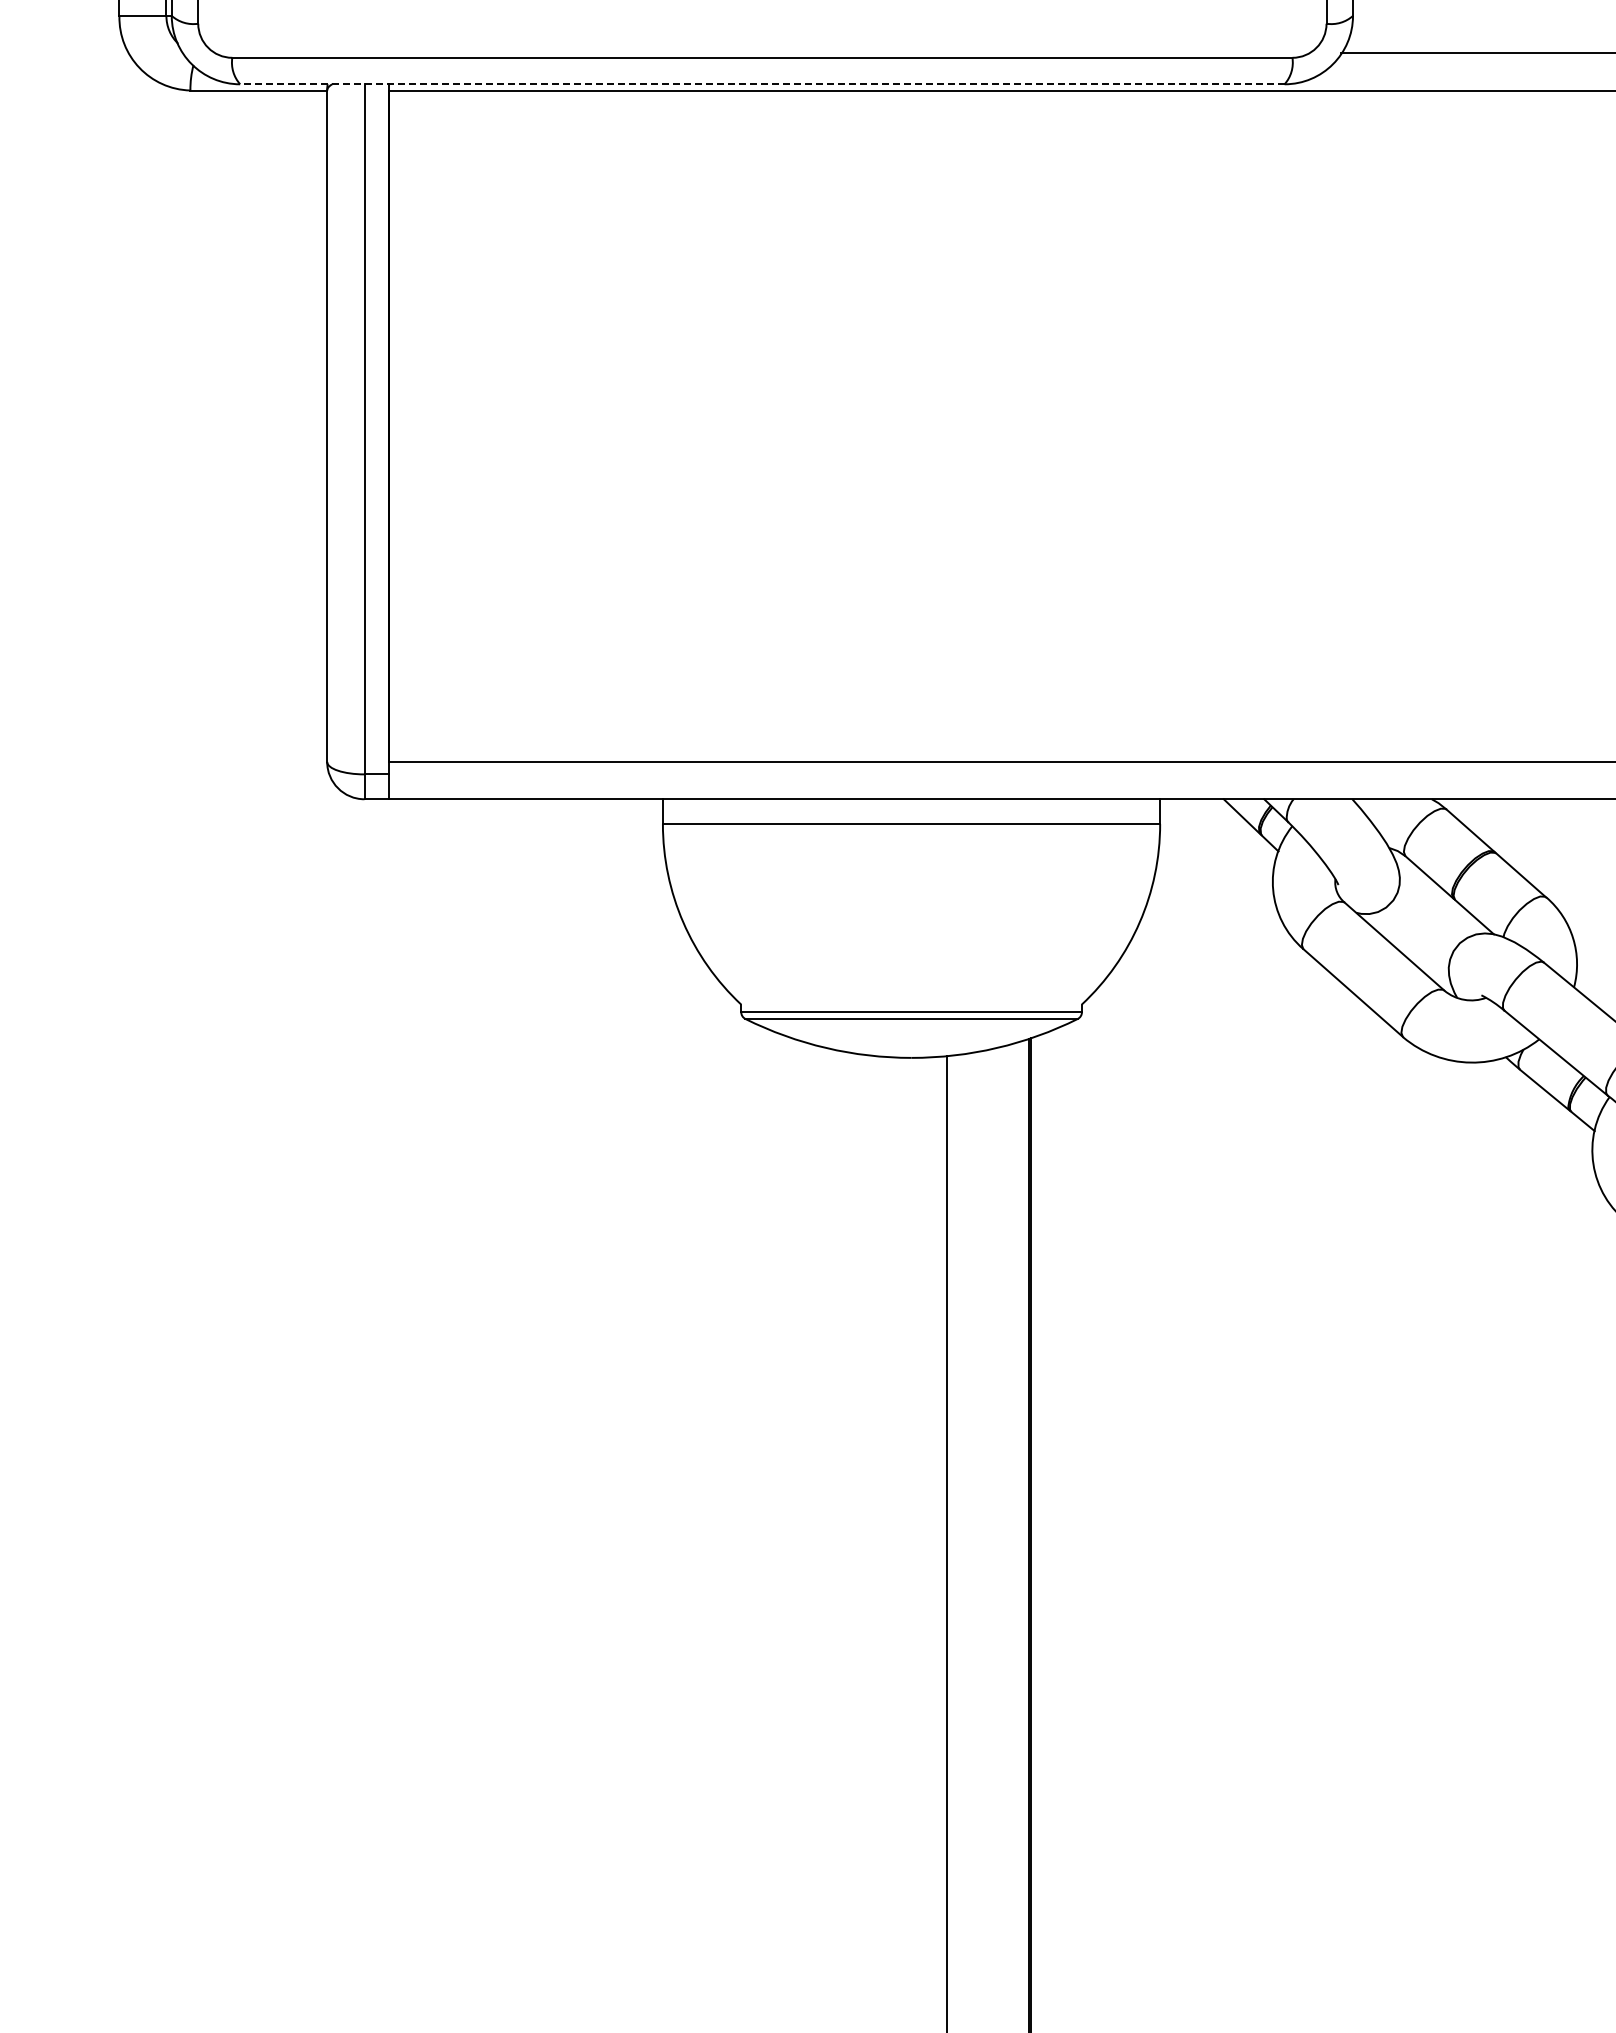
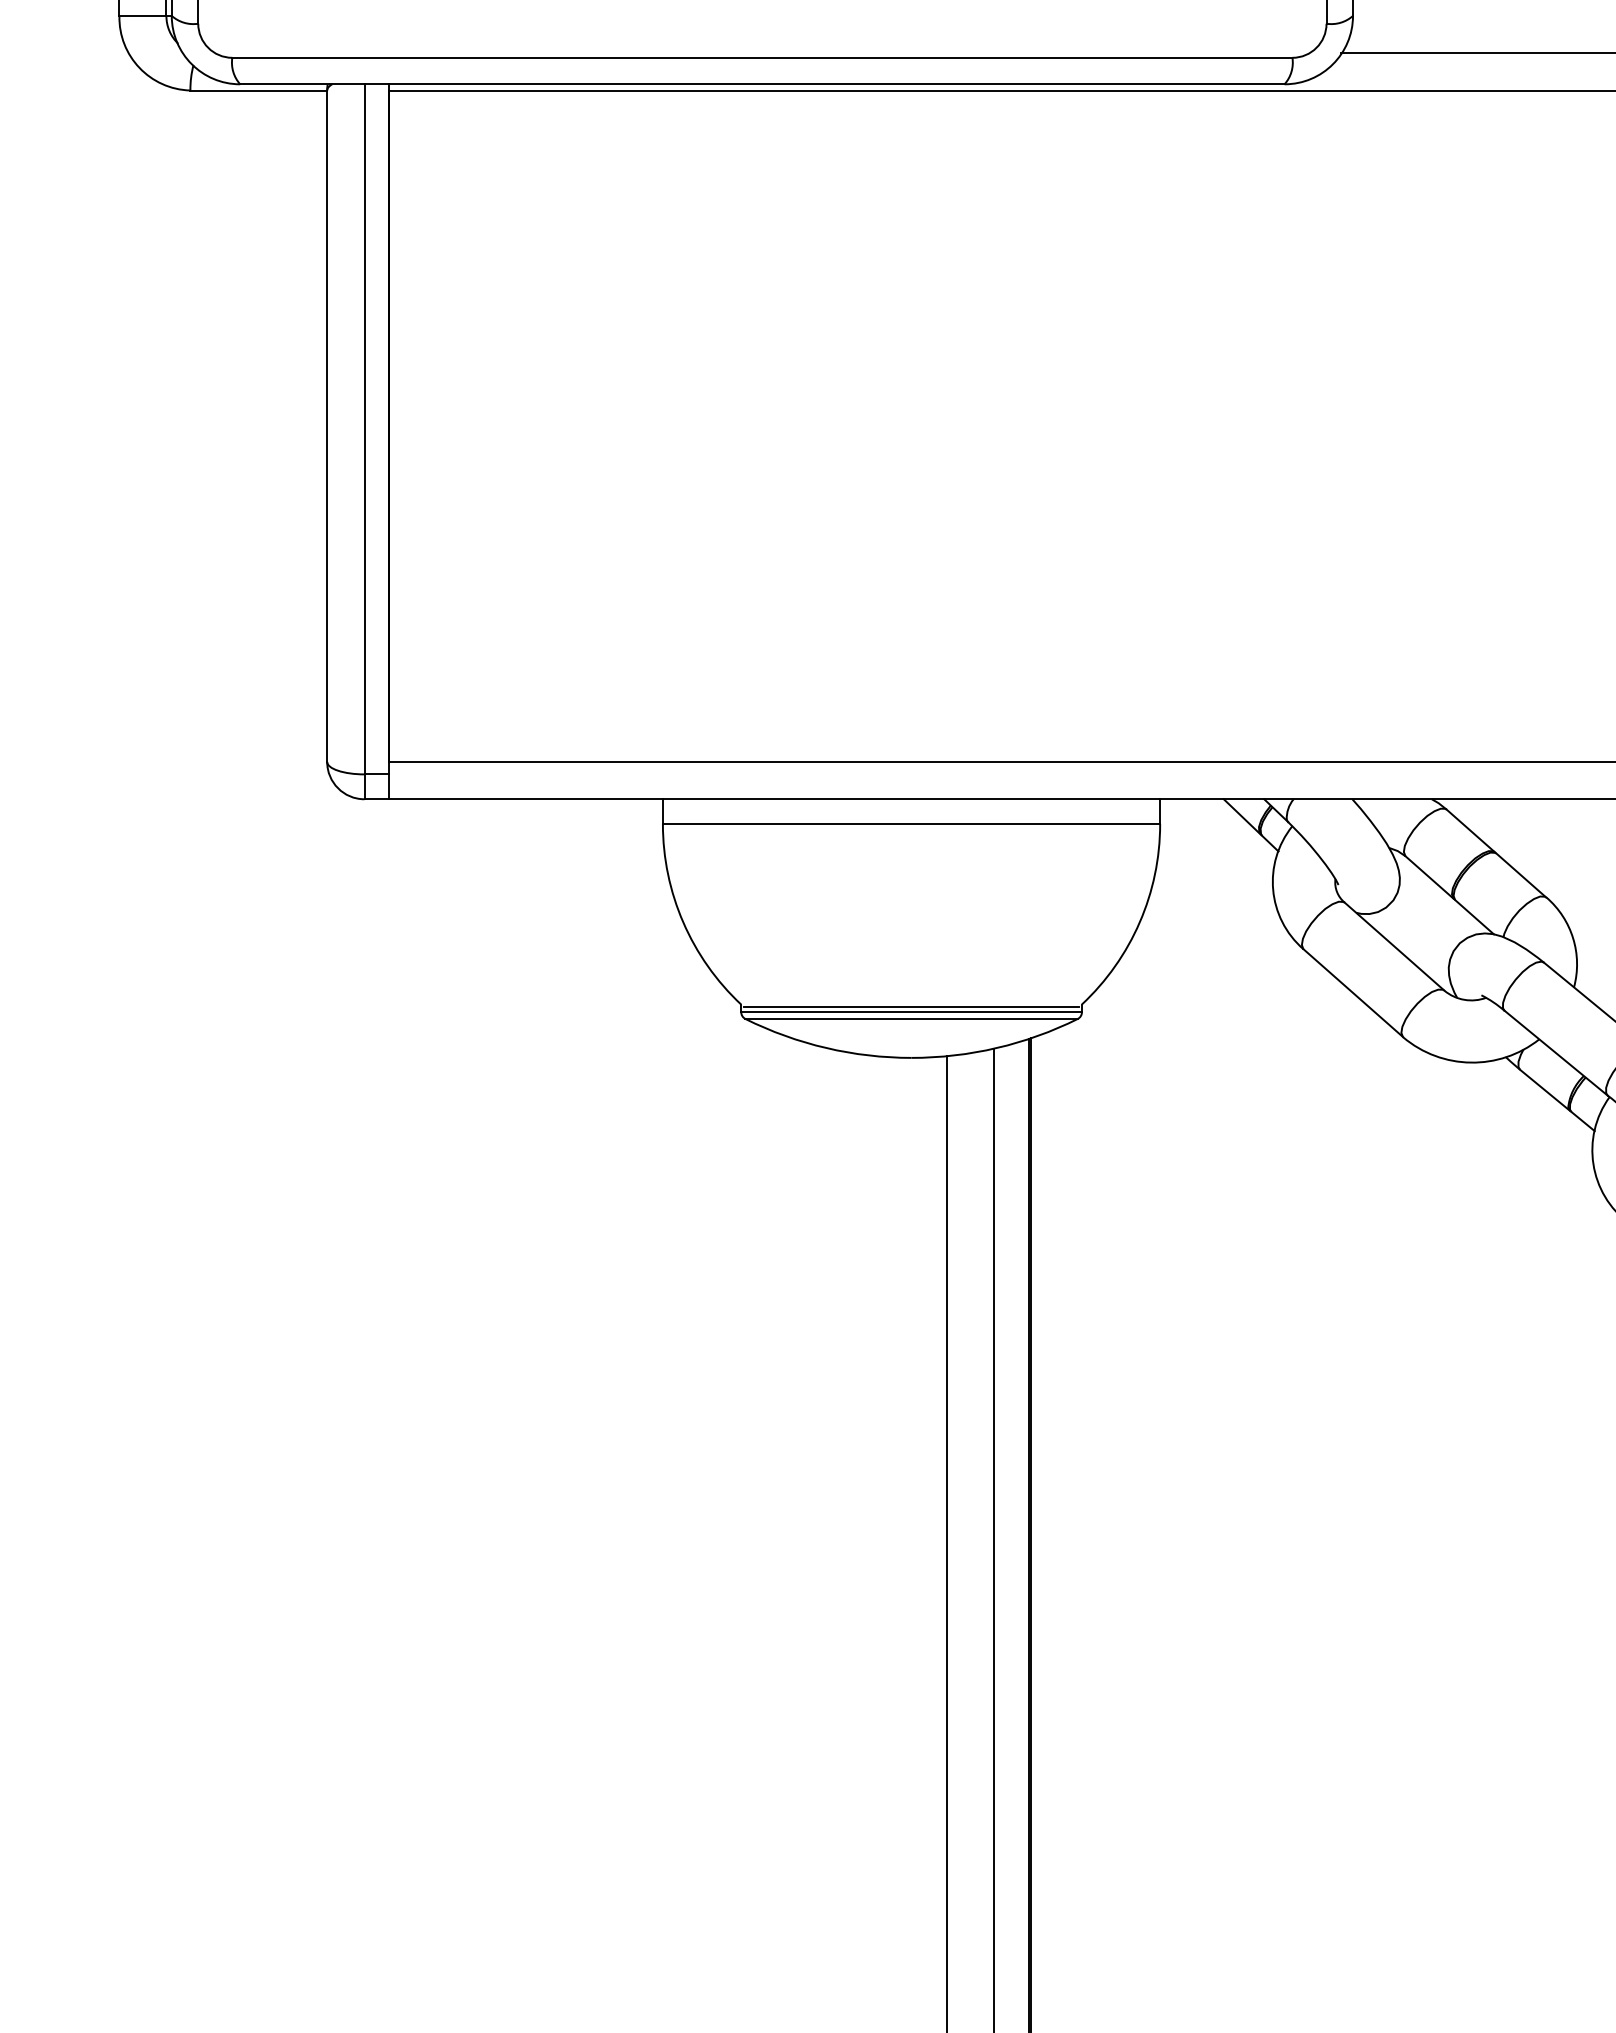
line: dashed -> solid (761, 84)
line: none -> present (911, 1006)
line: none -> present (994, 1538)
